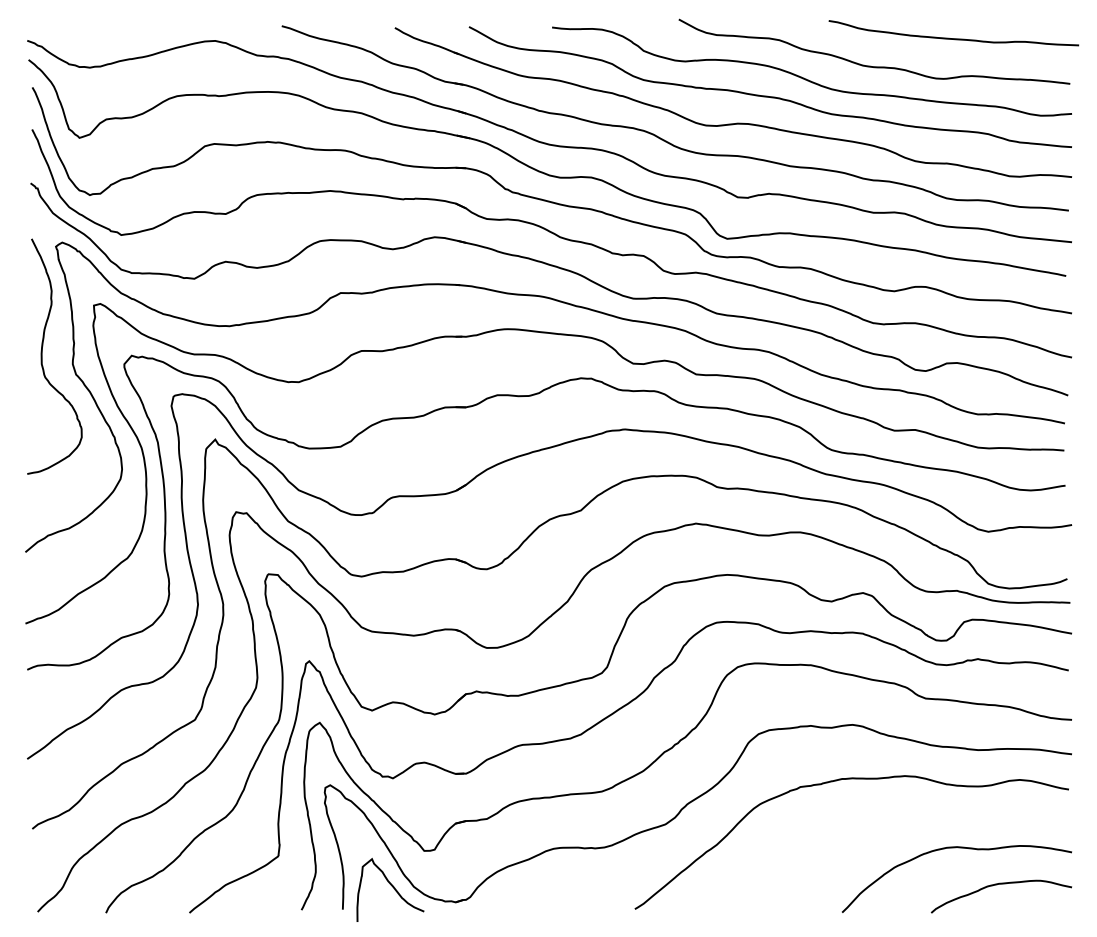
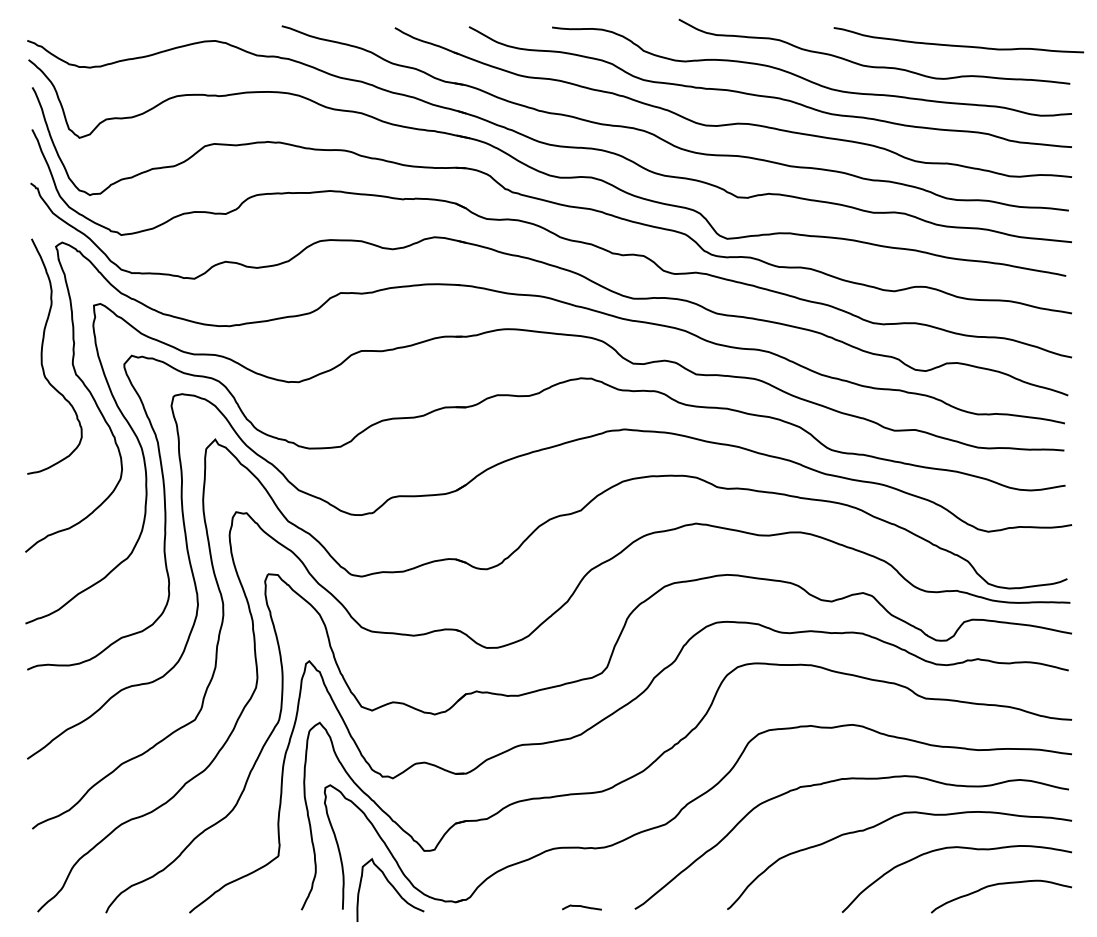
curve position: (953, 38) -> (958, 45) (958, 45)
curve: none -> present (880, 824)
curve: none -> present (581, 907)
